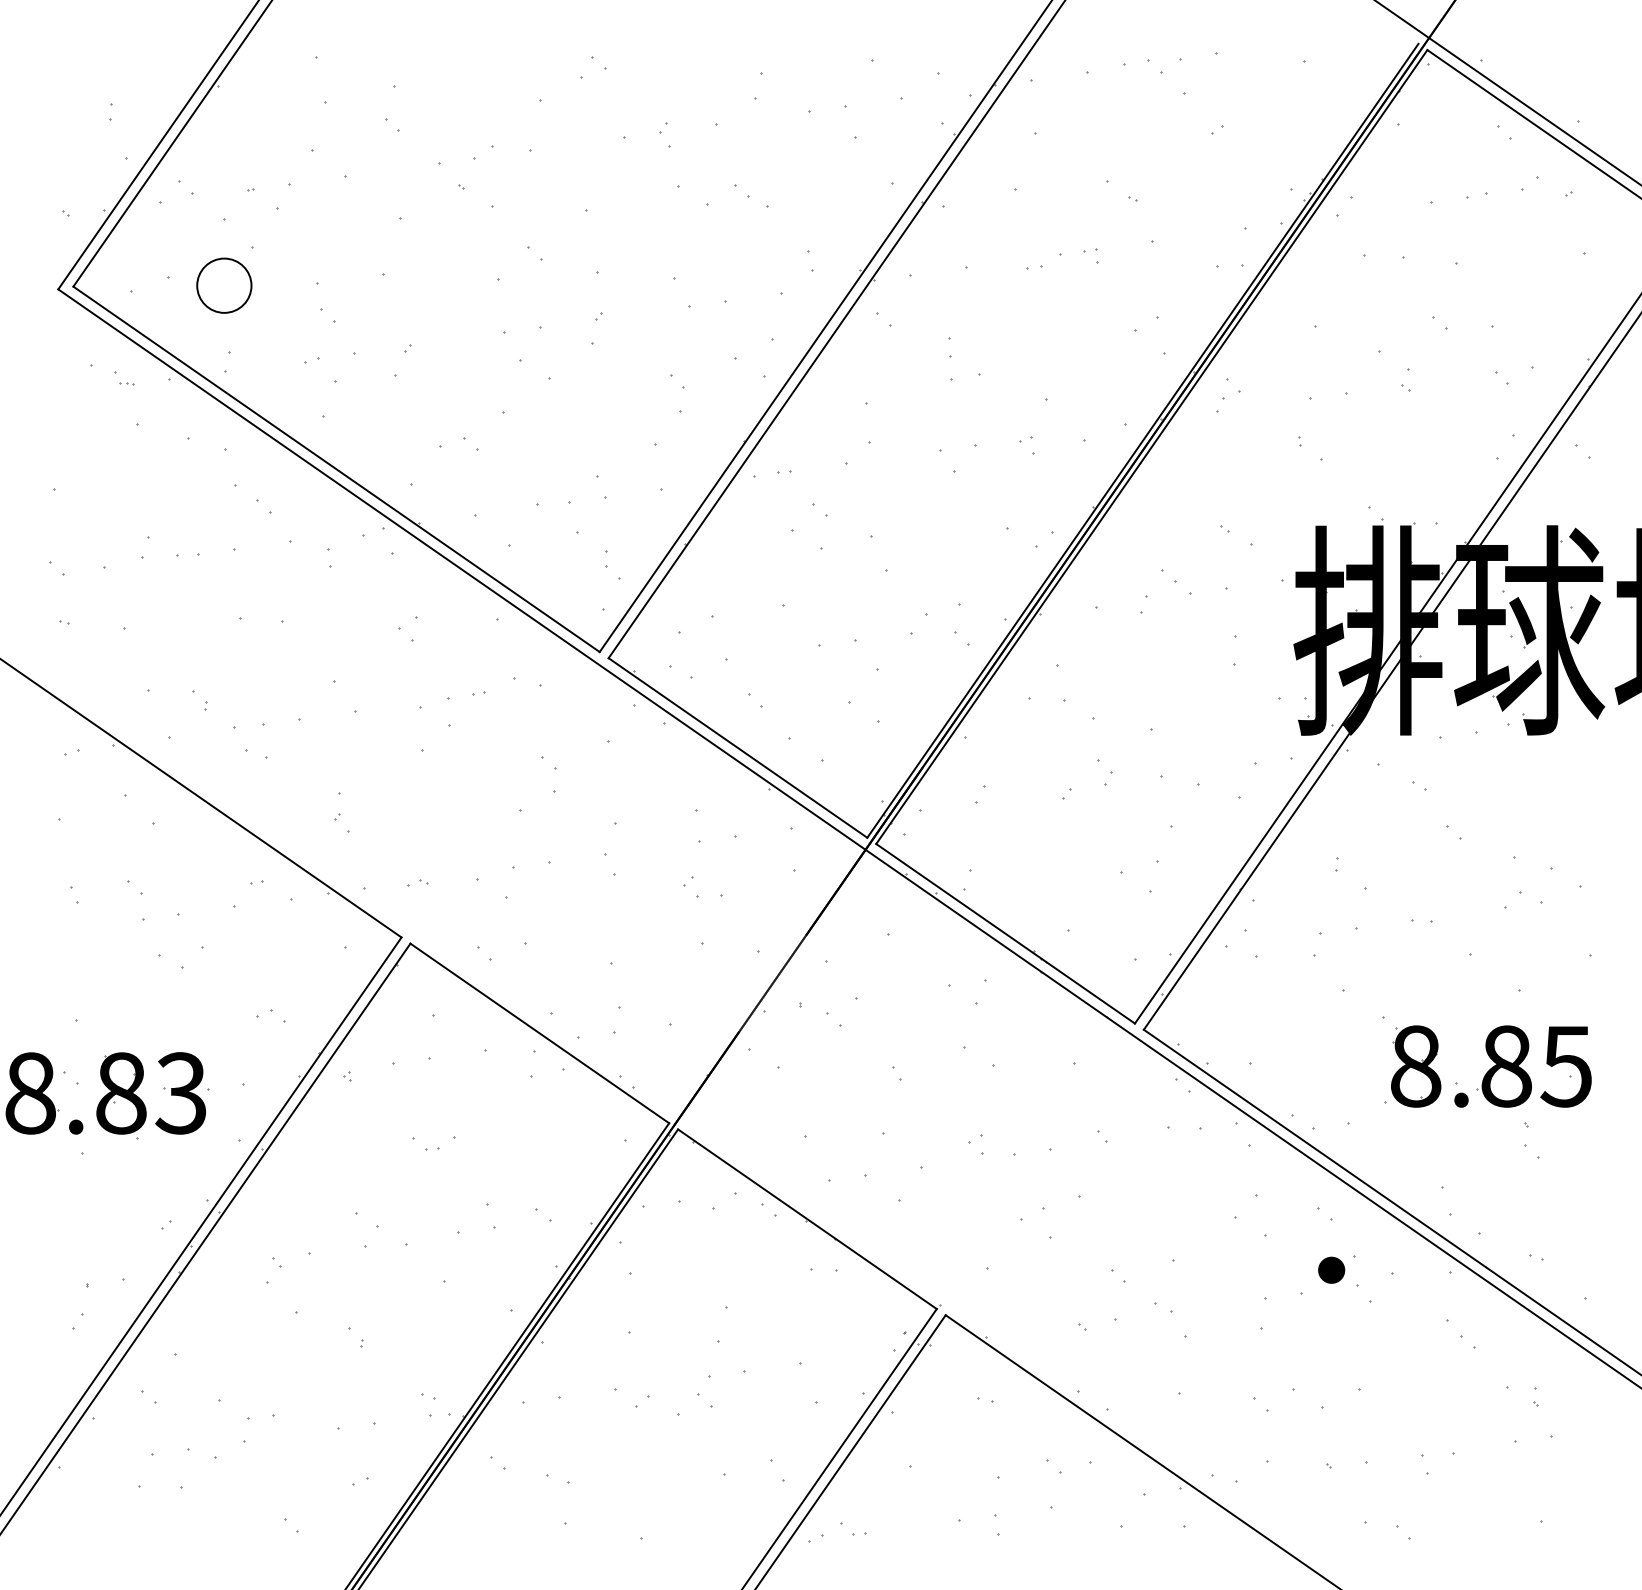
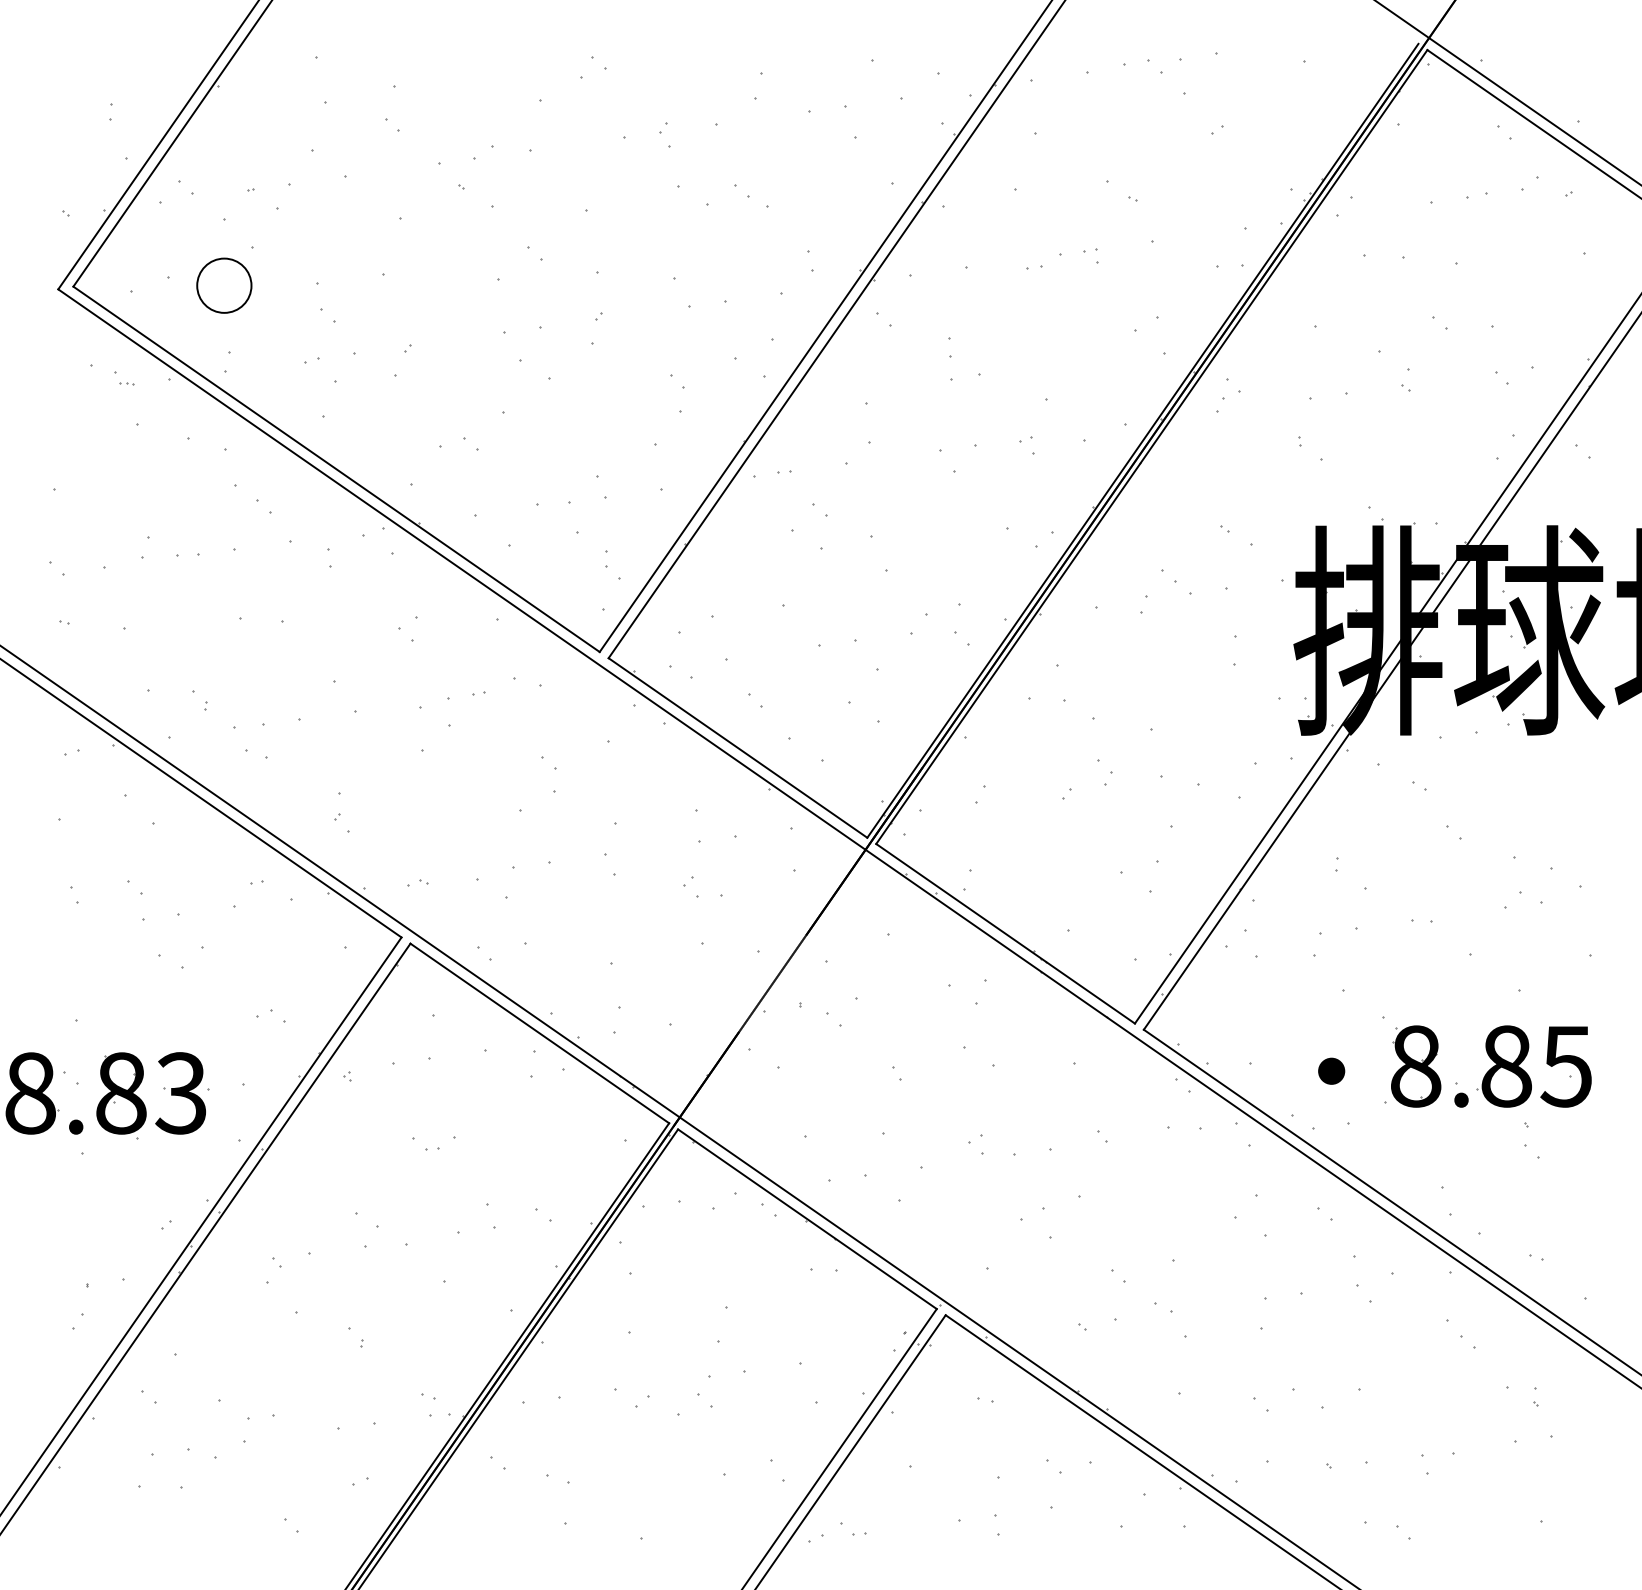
line: none -> present (678, 1116)
part position: (1331, 1269) -> (1331, 1070) (1331, 1070)
